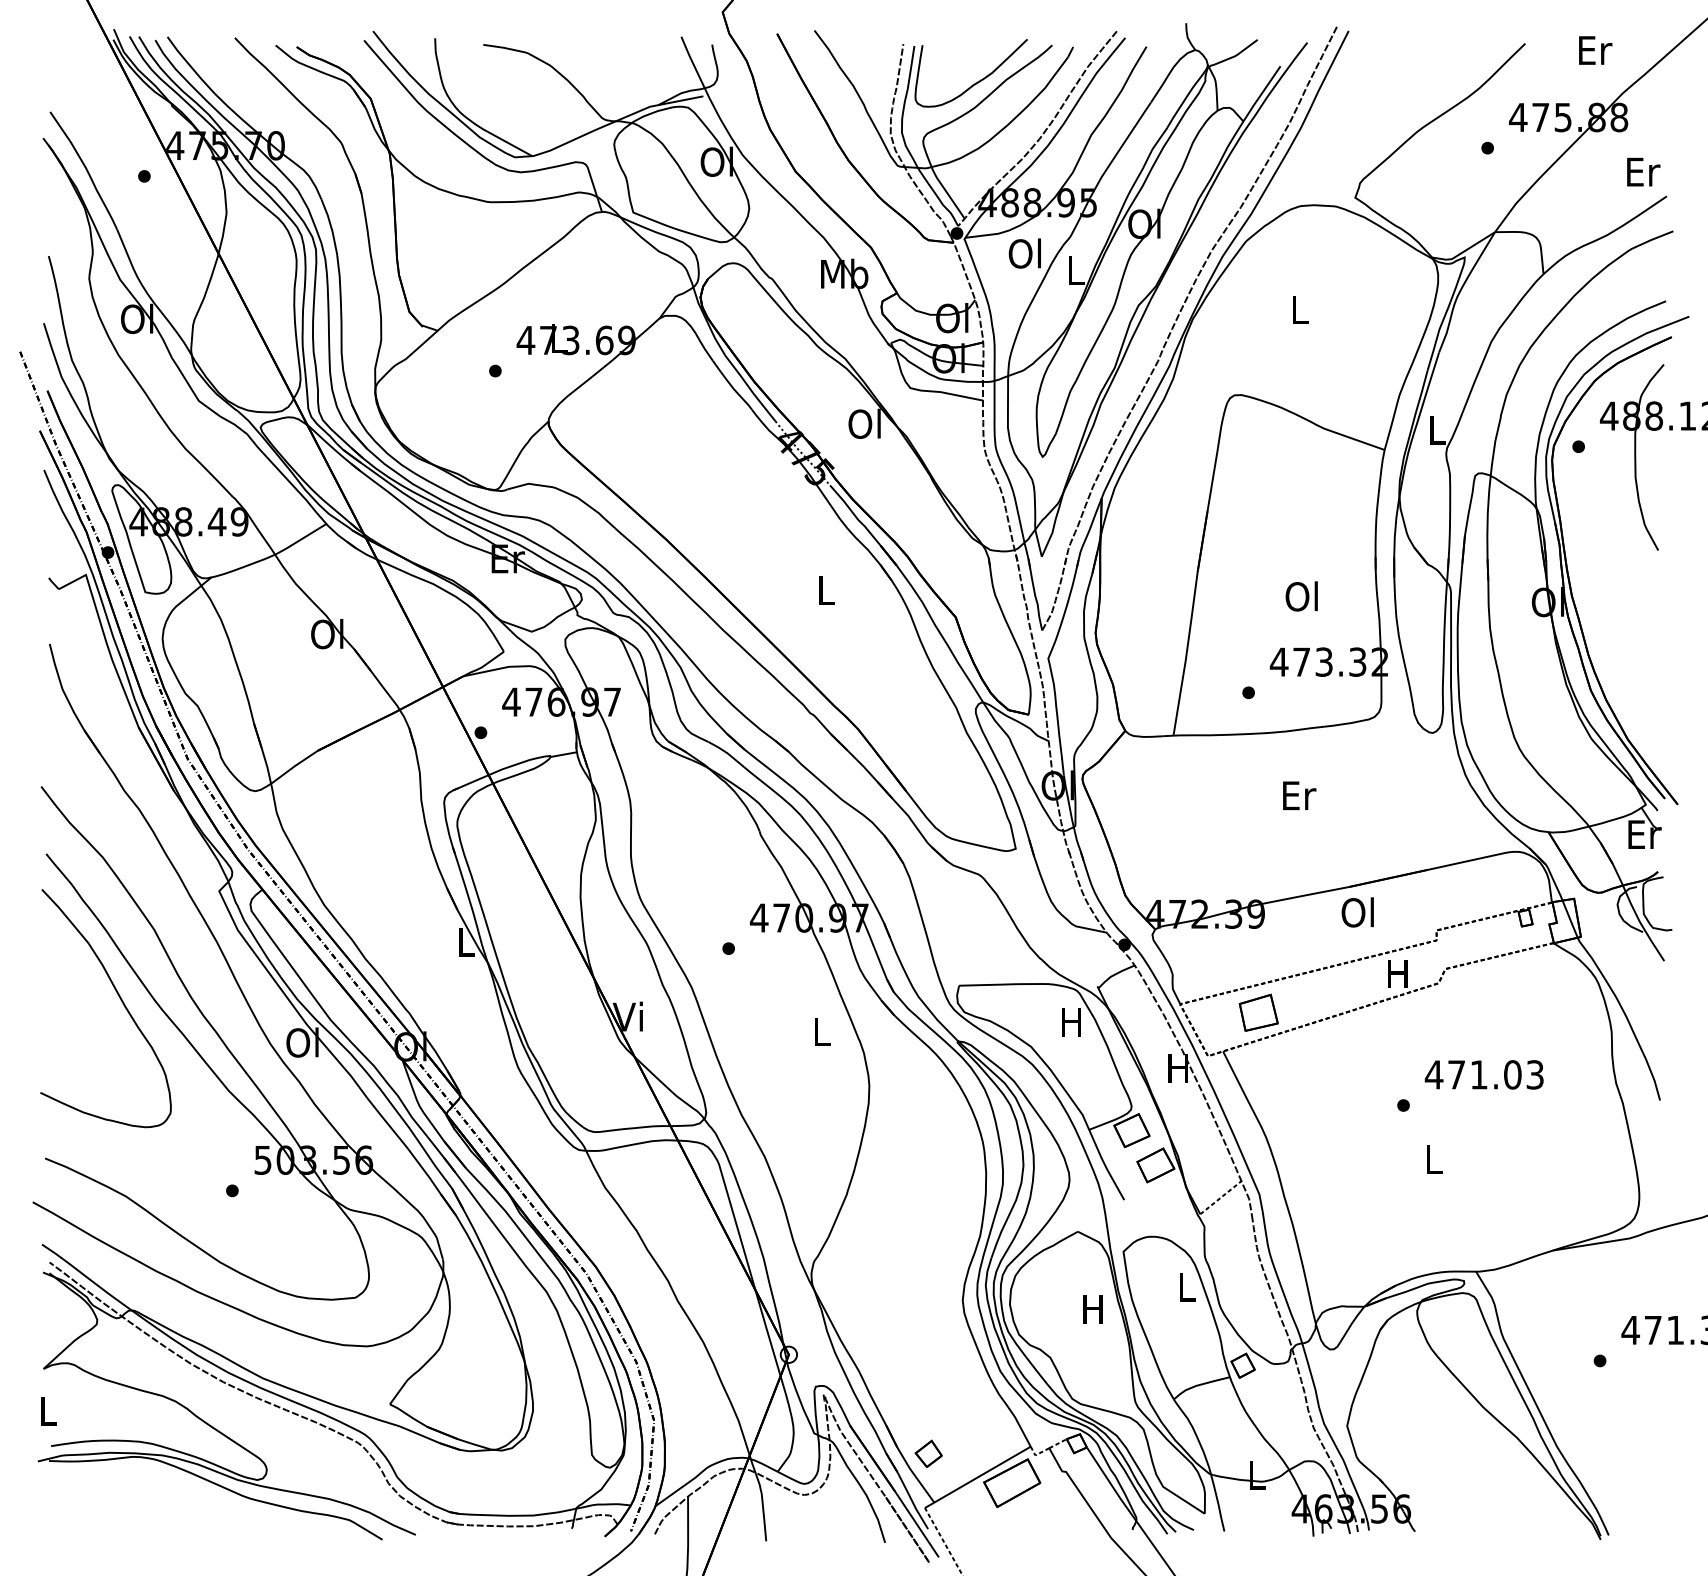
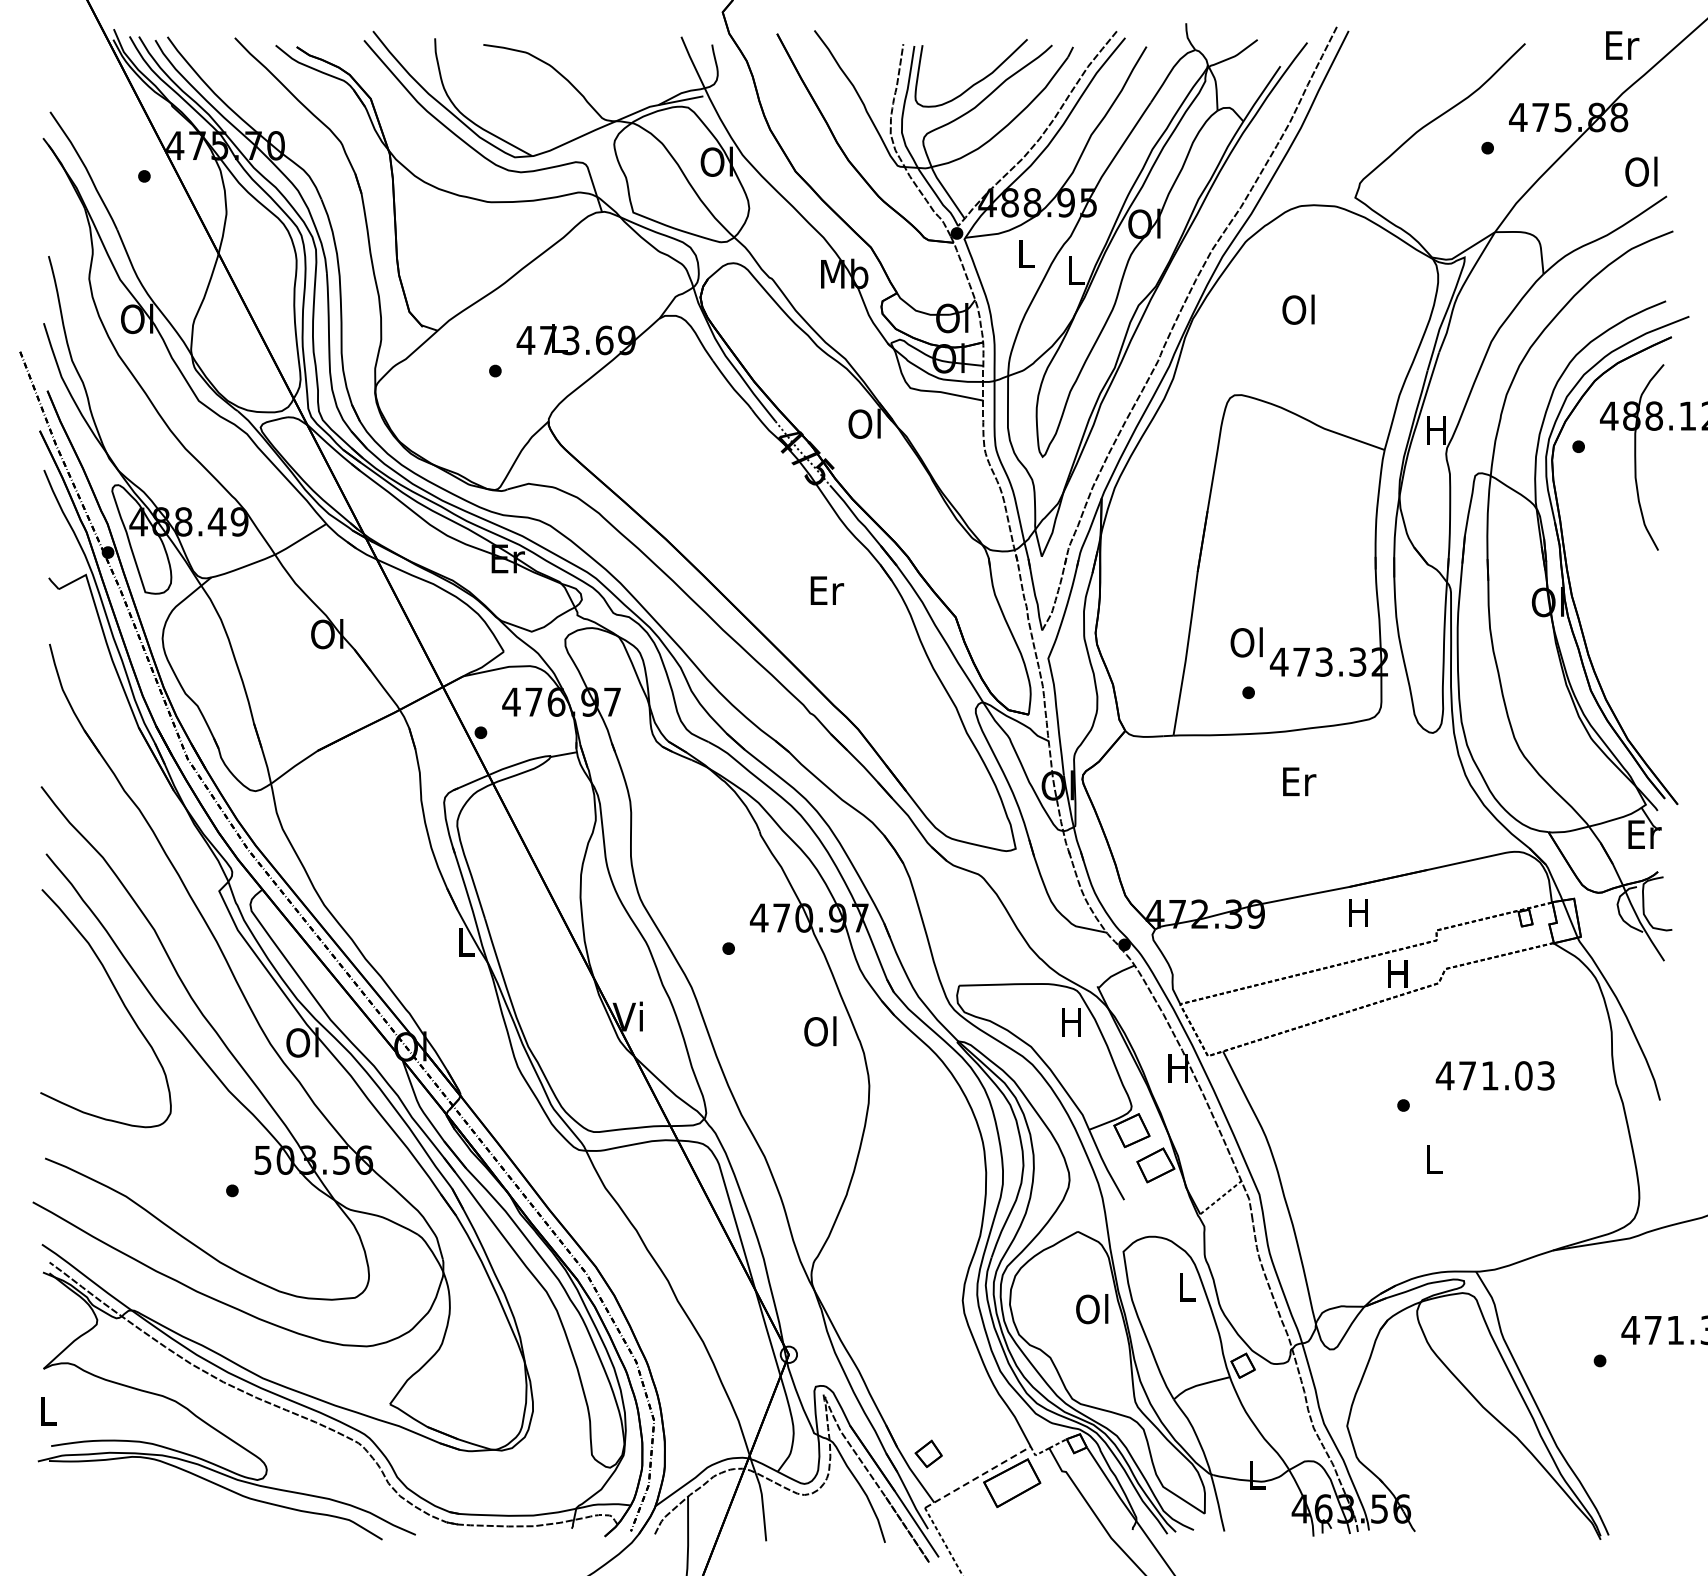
text position: (1595, 50) -> (1622, 45) (1622, 45)
text: Er -> Ol (1642, 171)
text: Ol -> L (1024, 253)
text: L -> Ol (1298, 309)
text: L -> H (1436, 430)
text: L -> Er (827, 590)
text position: (1301, 596) -> (1246, 642) (1246, 642)
text position: (1299, 795) -> (1299, 781) (1299, 781)
text: Ol -> H (1357, 912)
part: present -> none (1258, 1012)
text: L -> Ol (820, 1031)
text position: (1483, 1074) -> (1494, 1075) (1494, 1075)
text: H -> Ol (1092, 1309)
line: solid -> dashed (978, 1477)
